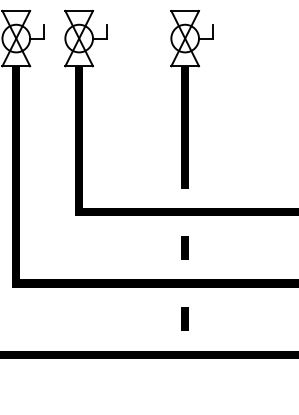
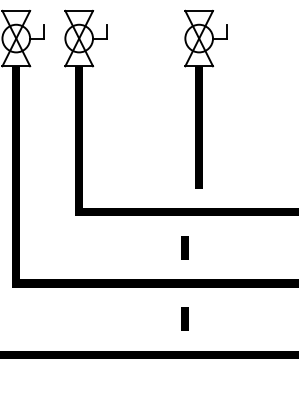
part position: (191, 98) -> (205, 98) (205, 98)
